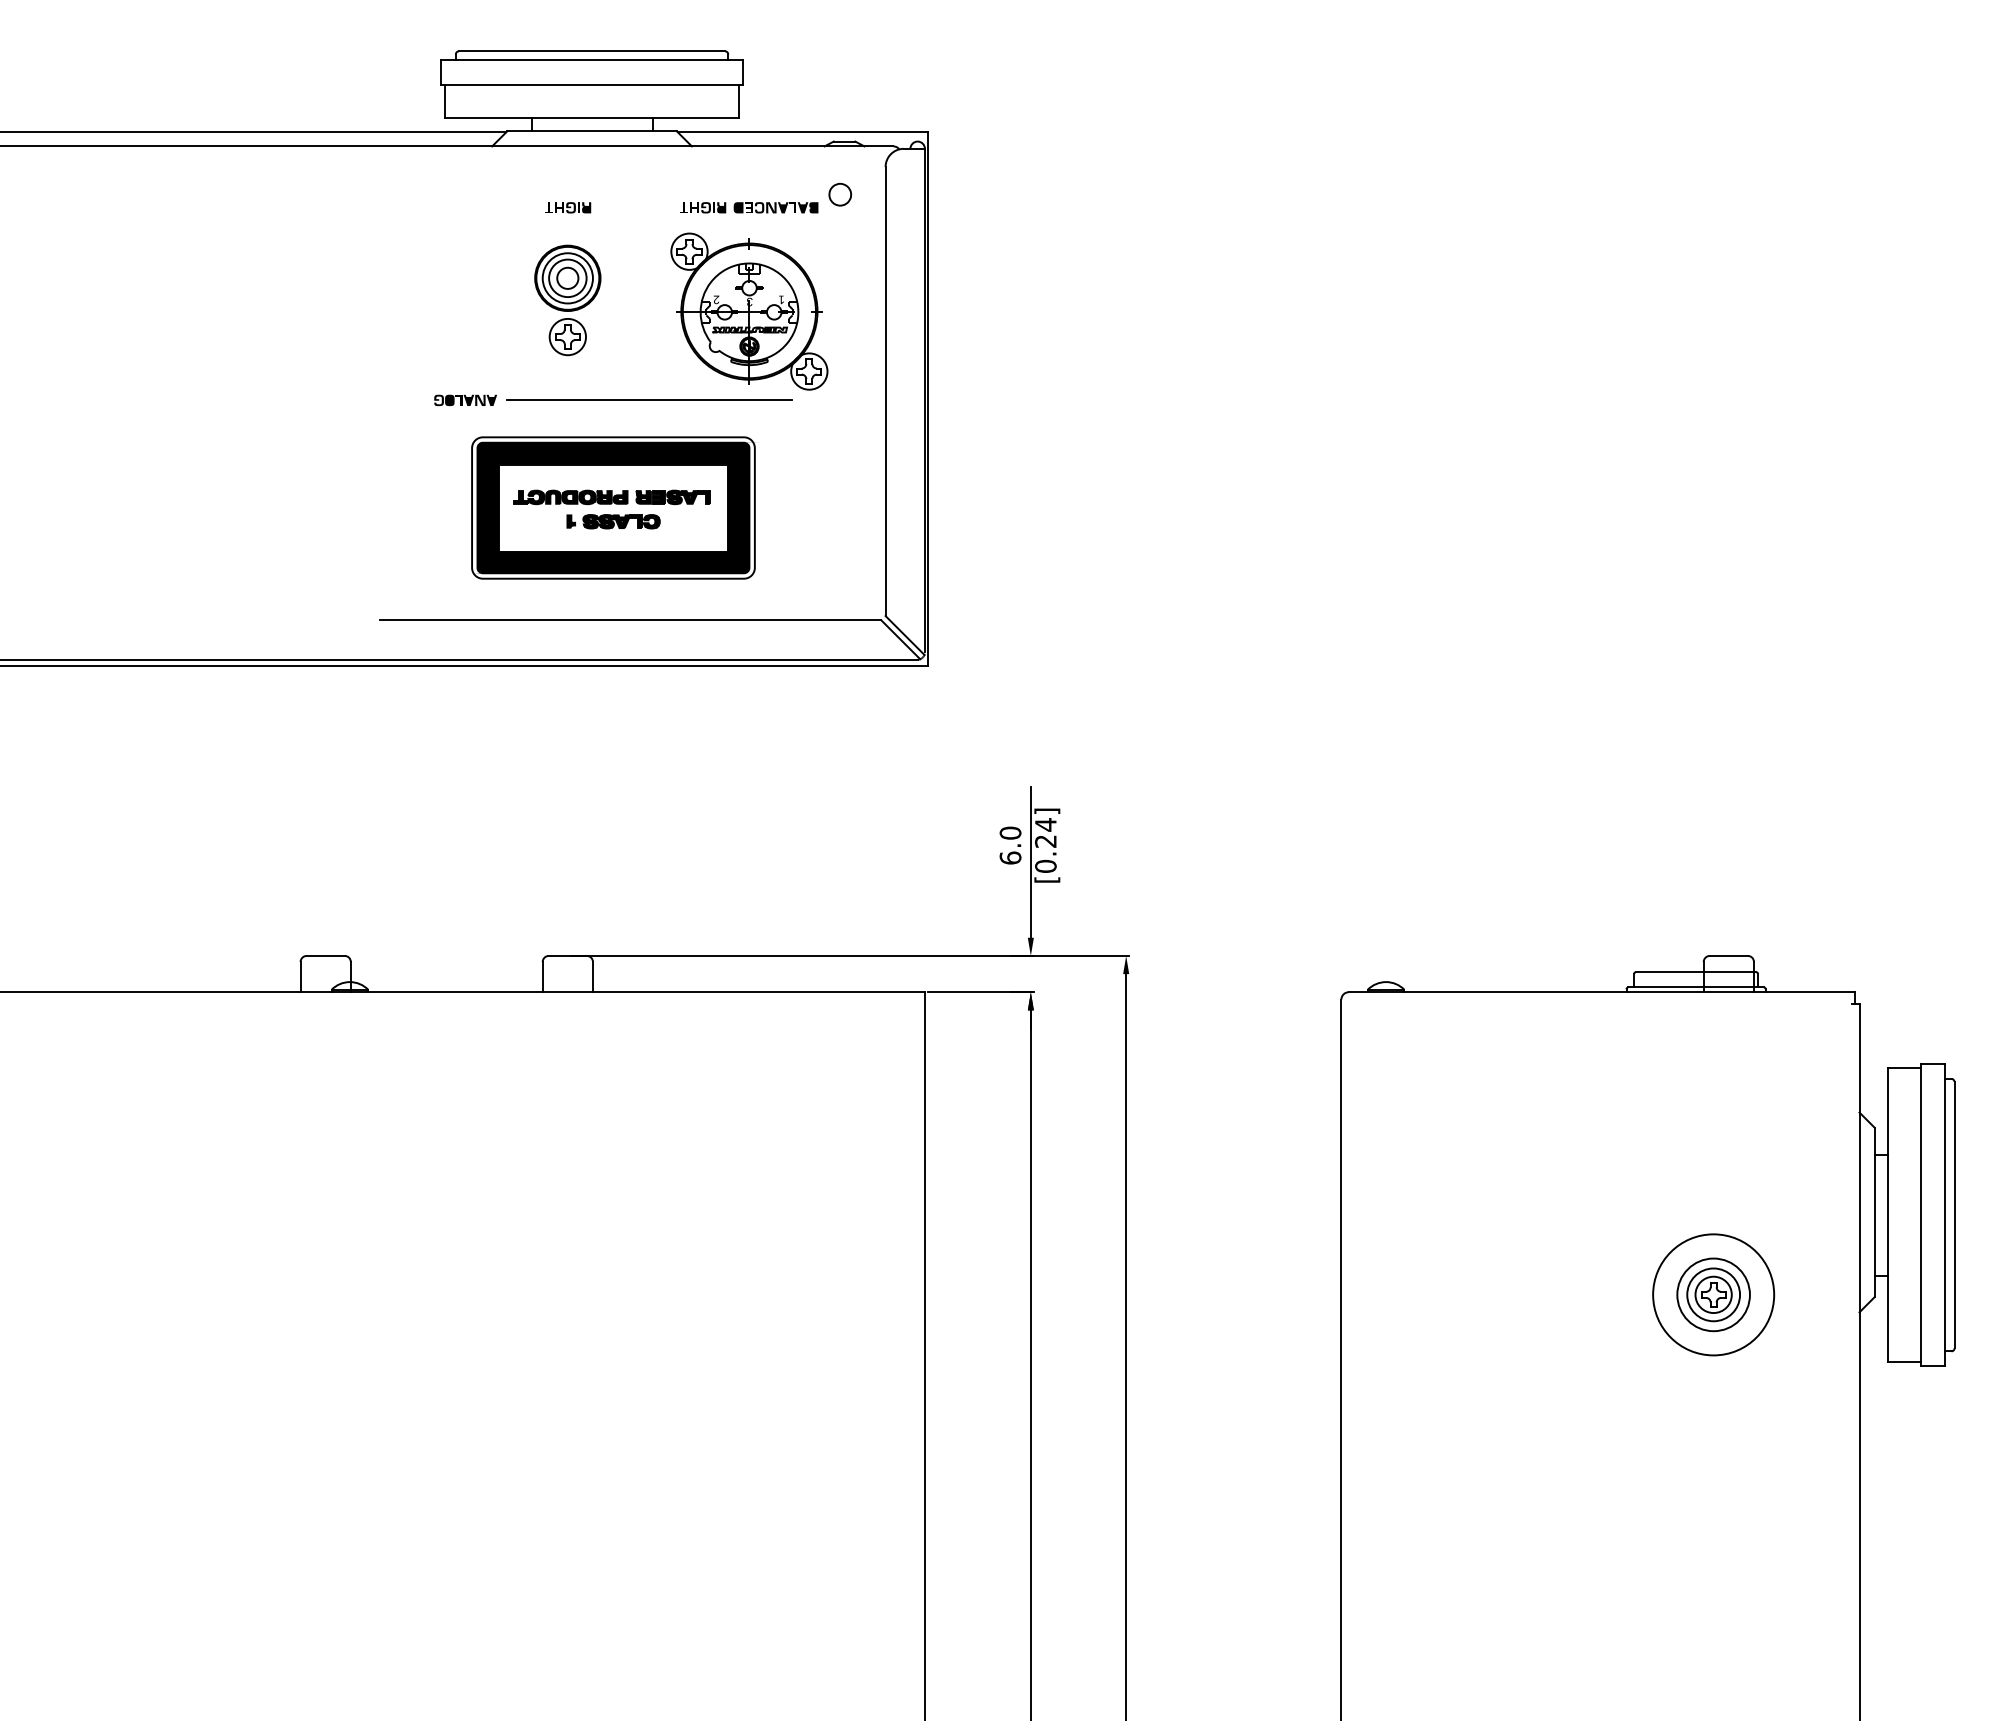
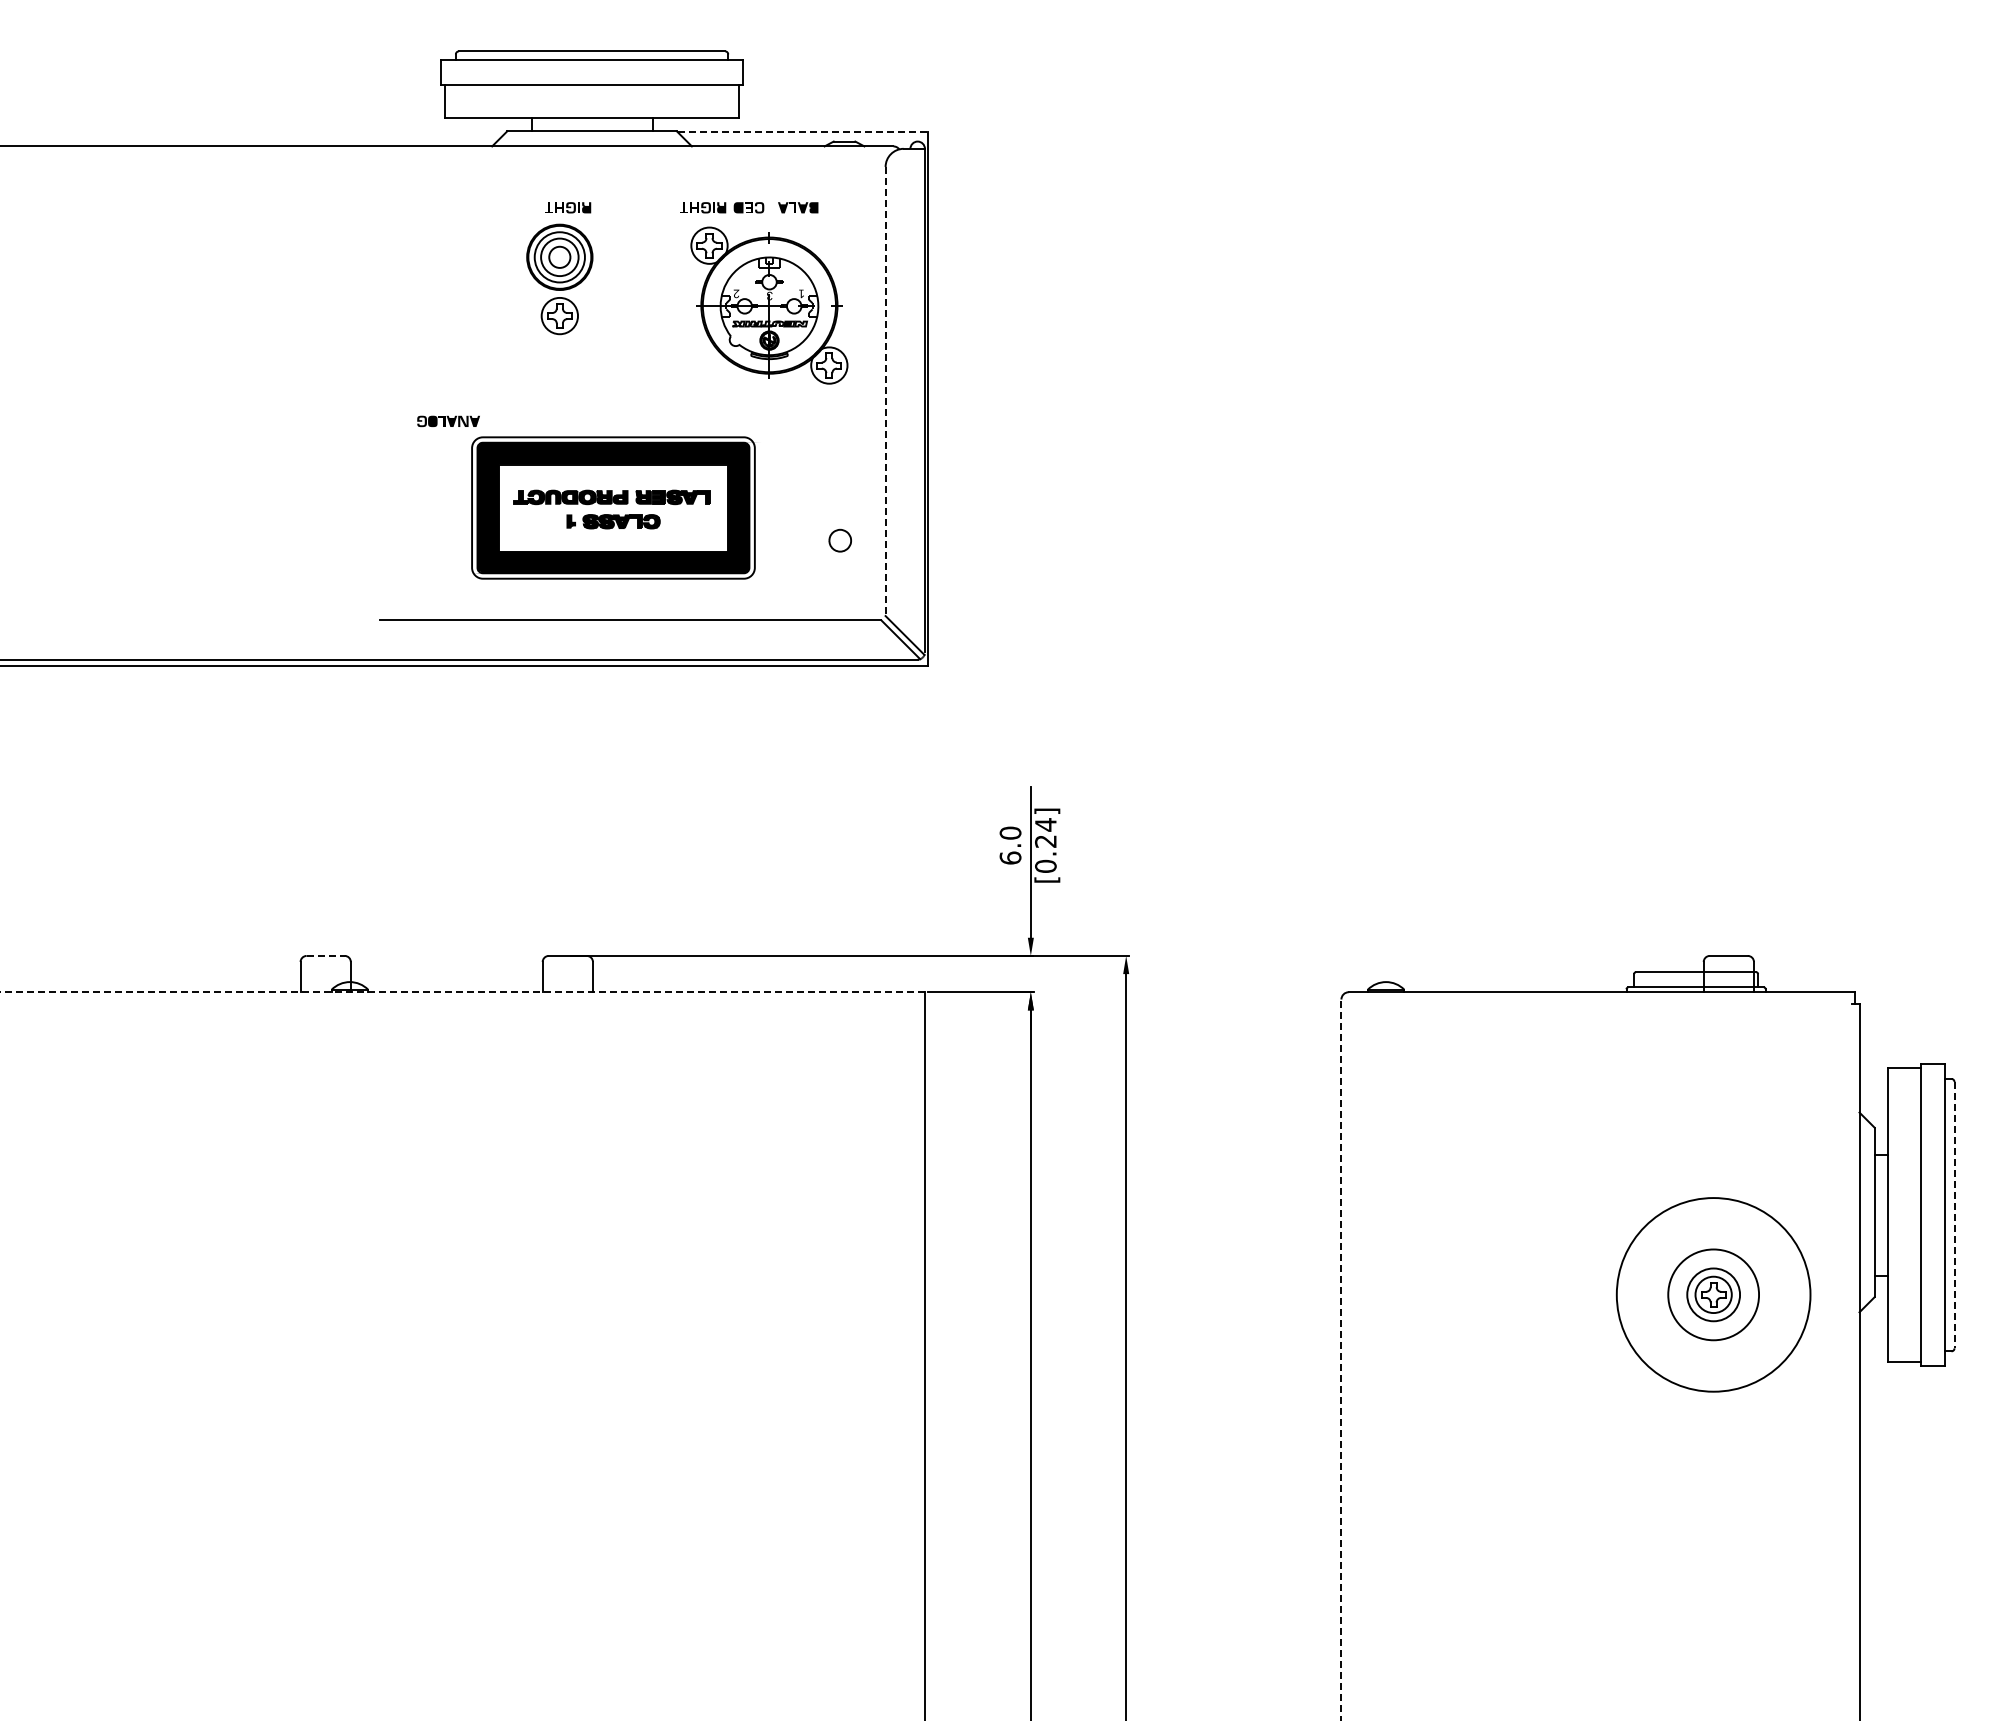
line: present -> none (254, 132)
line: solid -> dashed (802, 132)
part position: (839, 194) -> (839, 540) (839, 540)
fill: present -> none (771, 207)
part position: (567, 300) -> (559, 279) (559, 279)
part position: (749, 311) -> (769, 305) (769, 305)
line: solid -> dashed (885, 391)
line: present -> none (649, 399)
part position: (465, 400) -> (448, 421) (448, 421)
line: solid -> dashed (326, 955)
line: solid -> dashed (462, 992)
line: solid -> dashed (1954, 1215)
circle diameter: 121 px -> 194 px (1713, 1294)
circle diameter: 73 px -> 91 px (1713, 1294)
line: solid -> dashed (1341, 1359)
